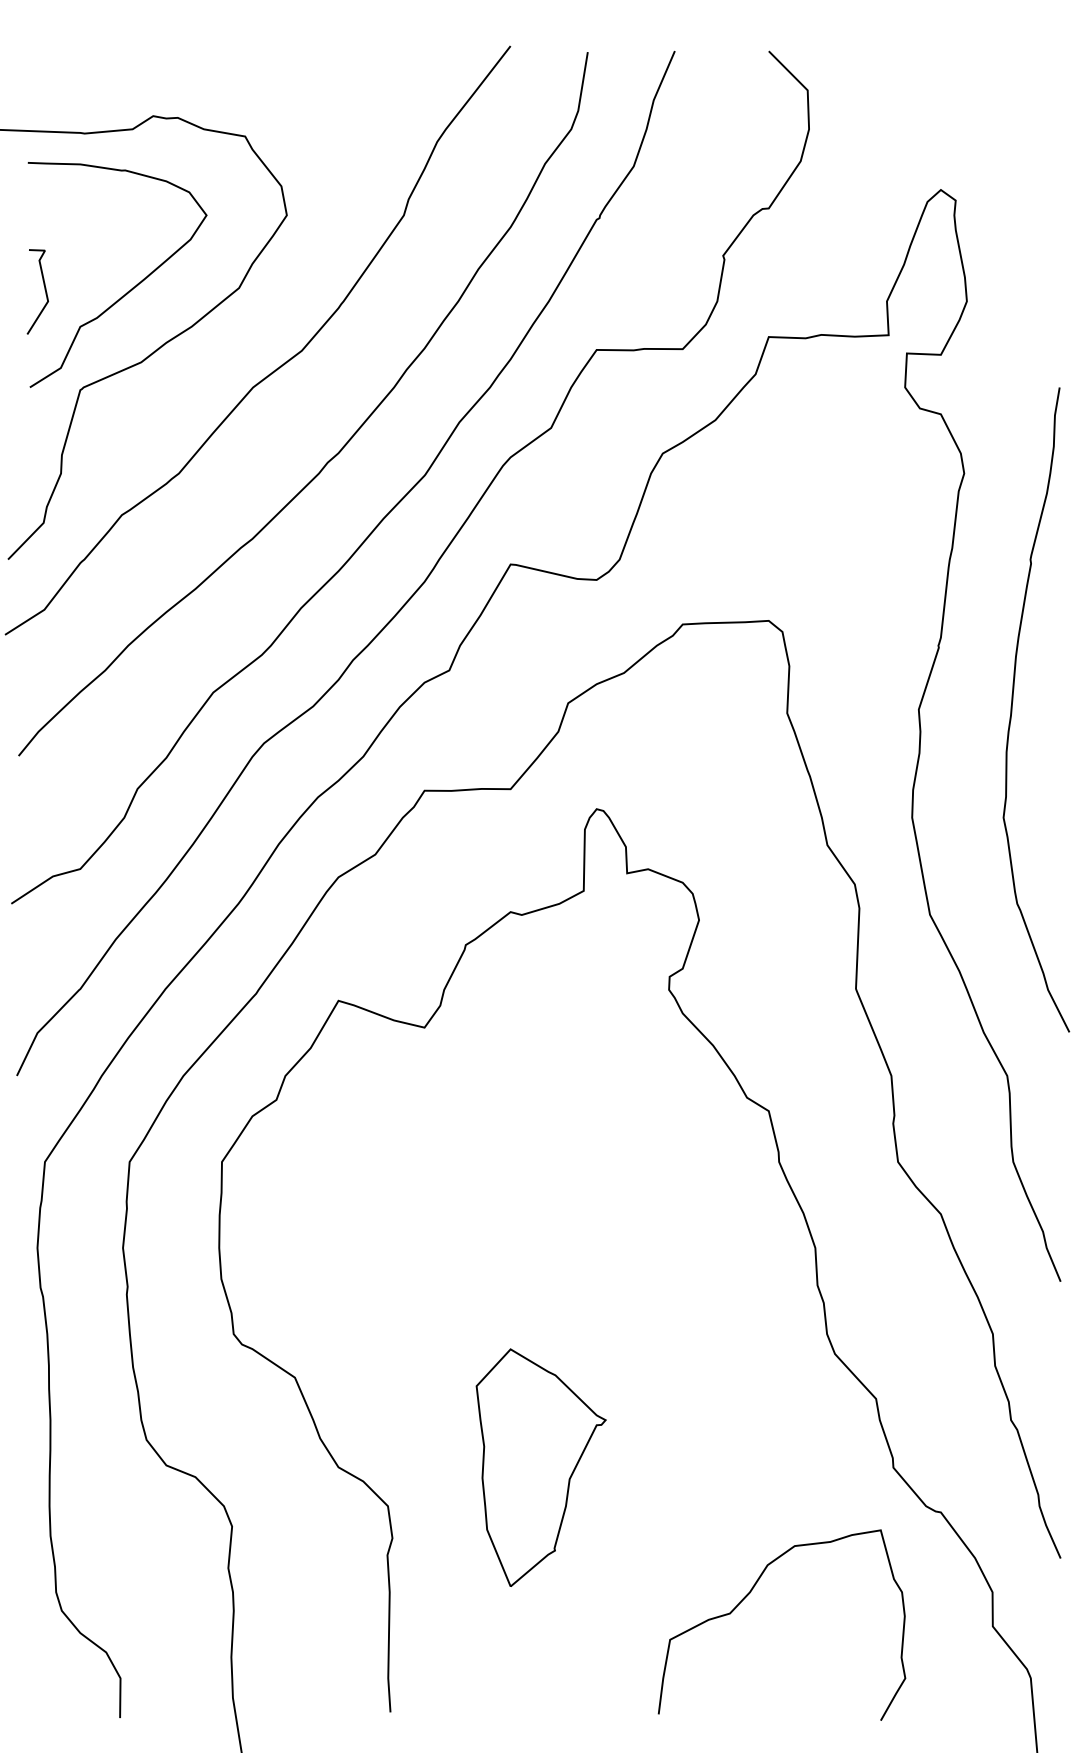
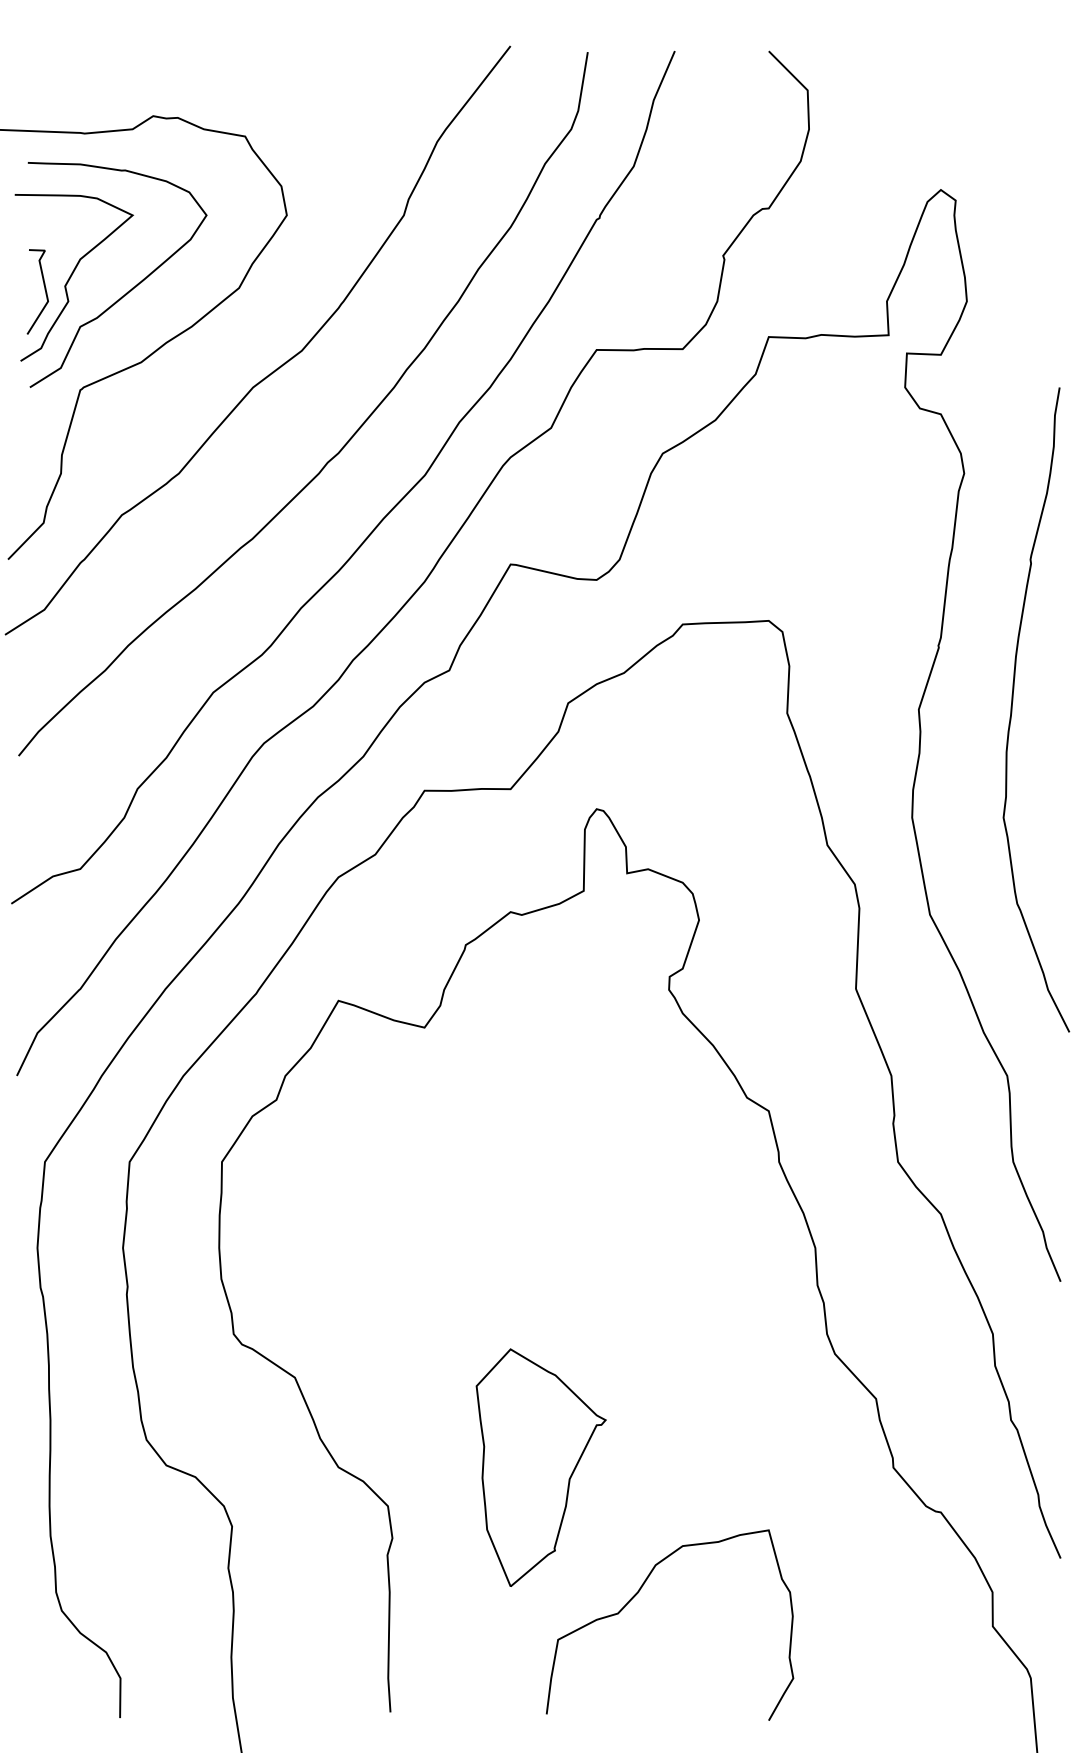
curve: none -> present (71, 277)
curve position: (750, 1593) -> (638, 1593) (638, 1593)
